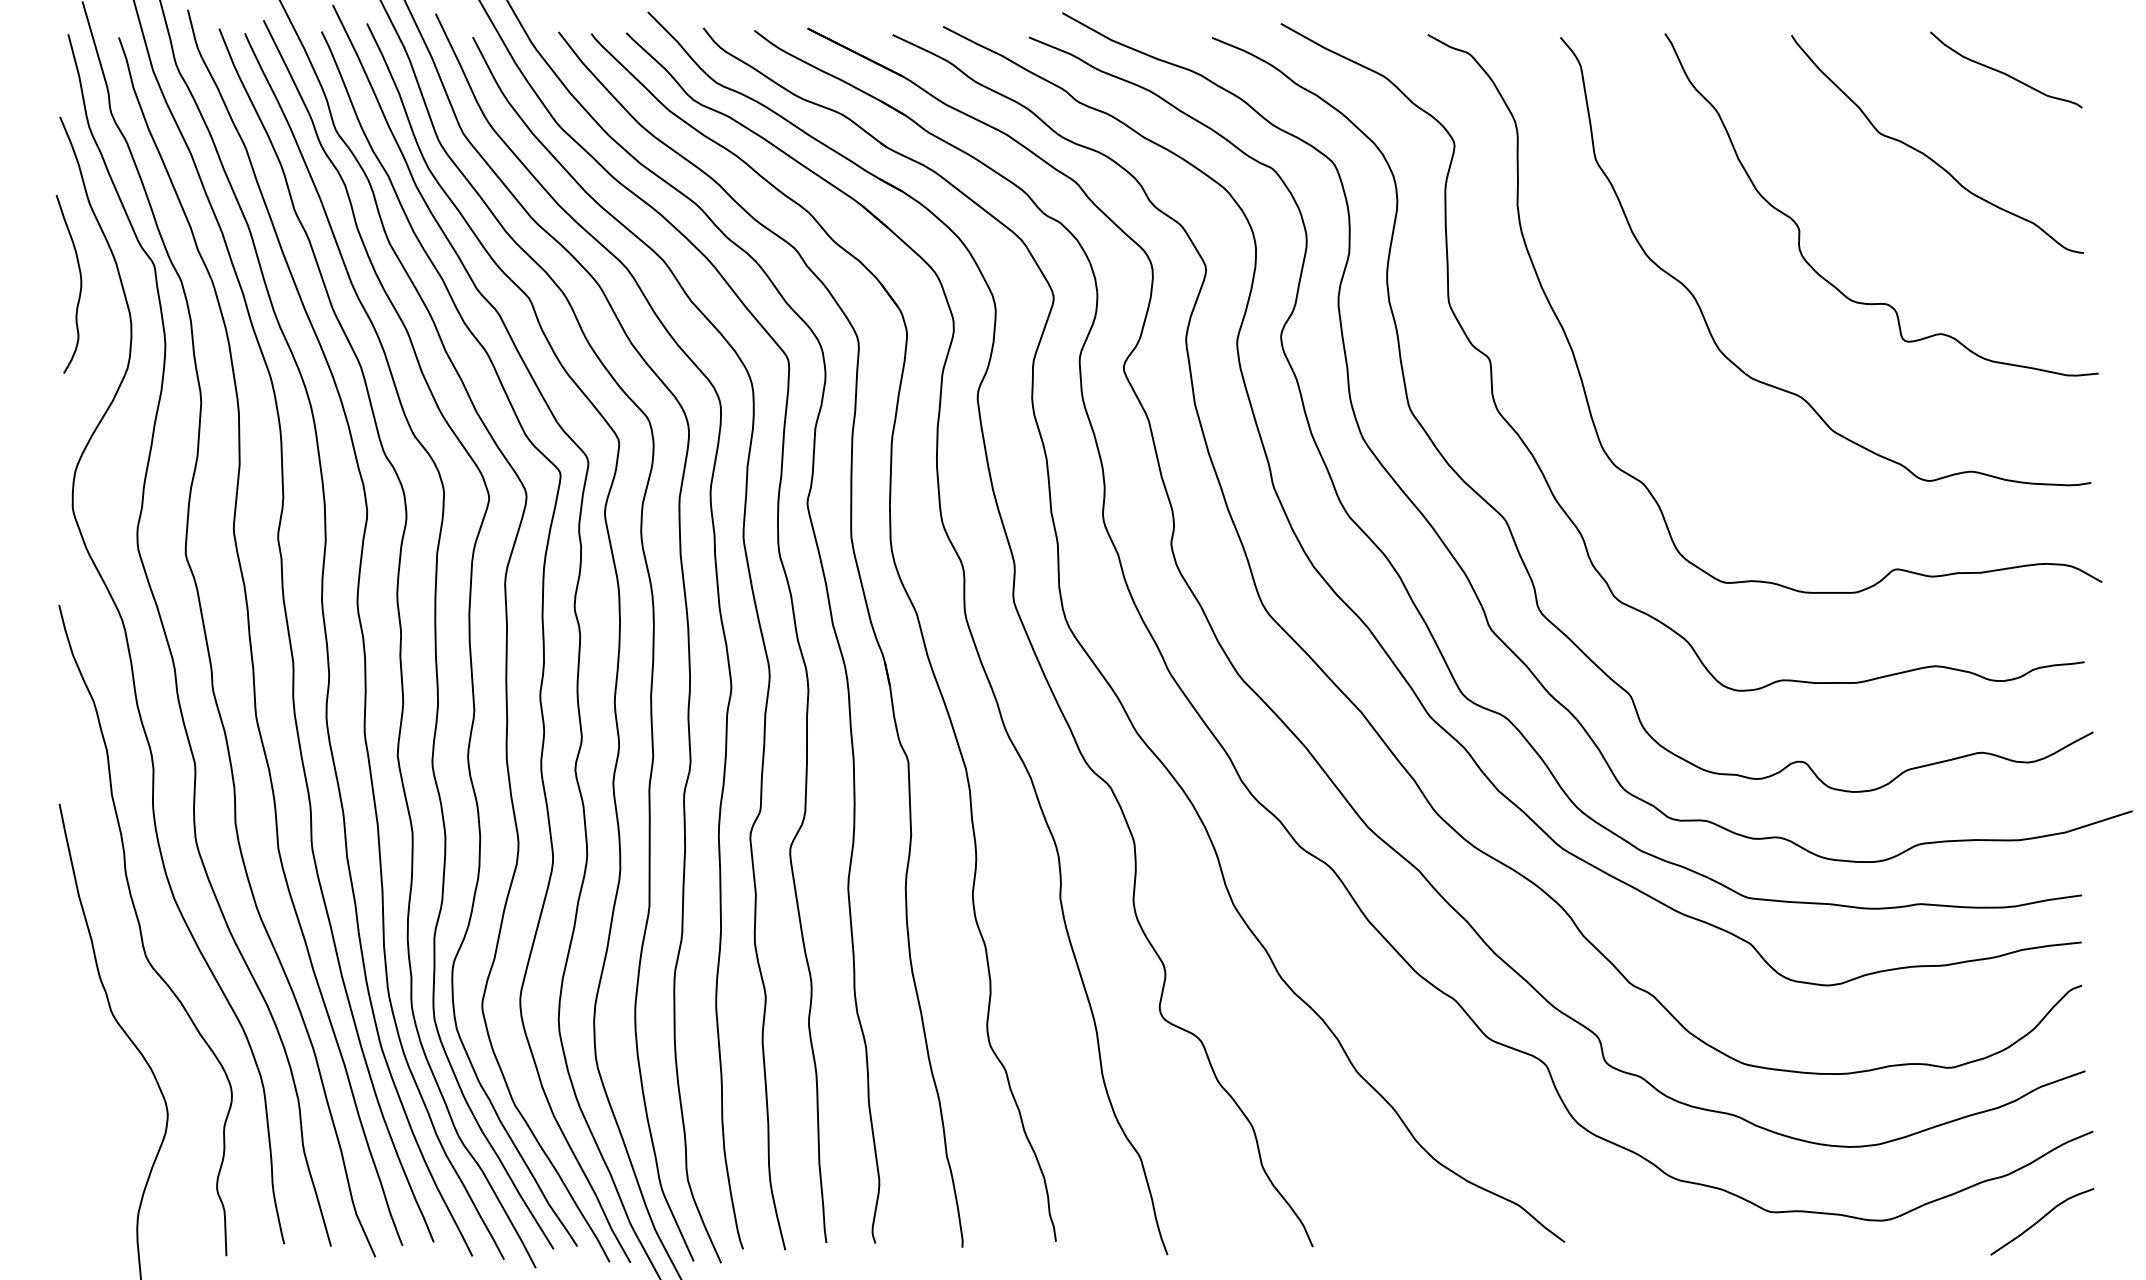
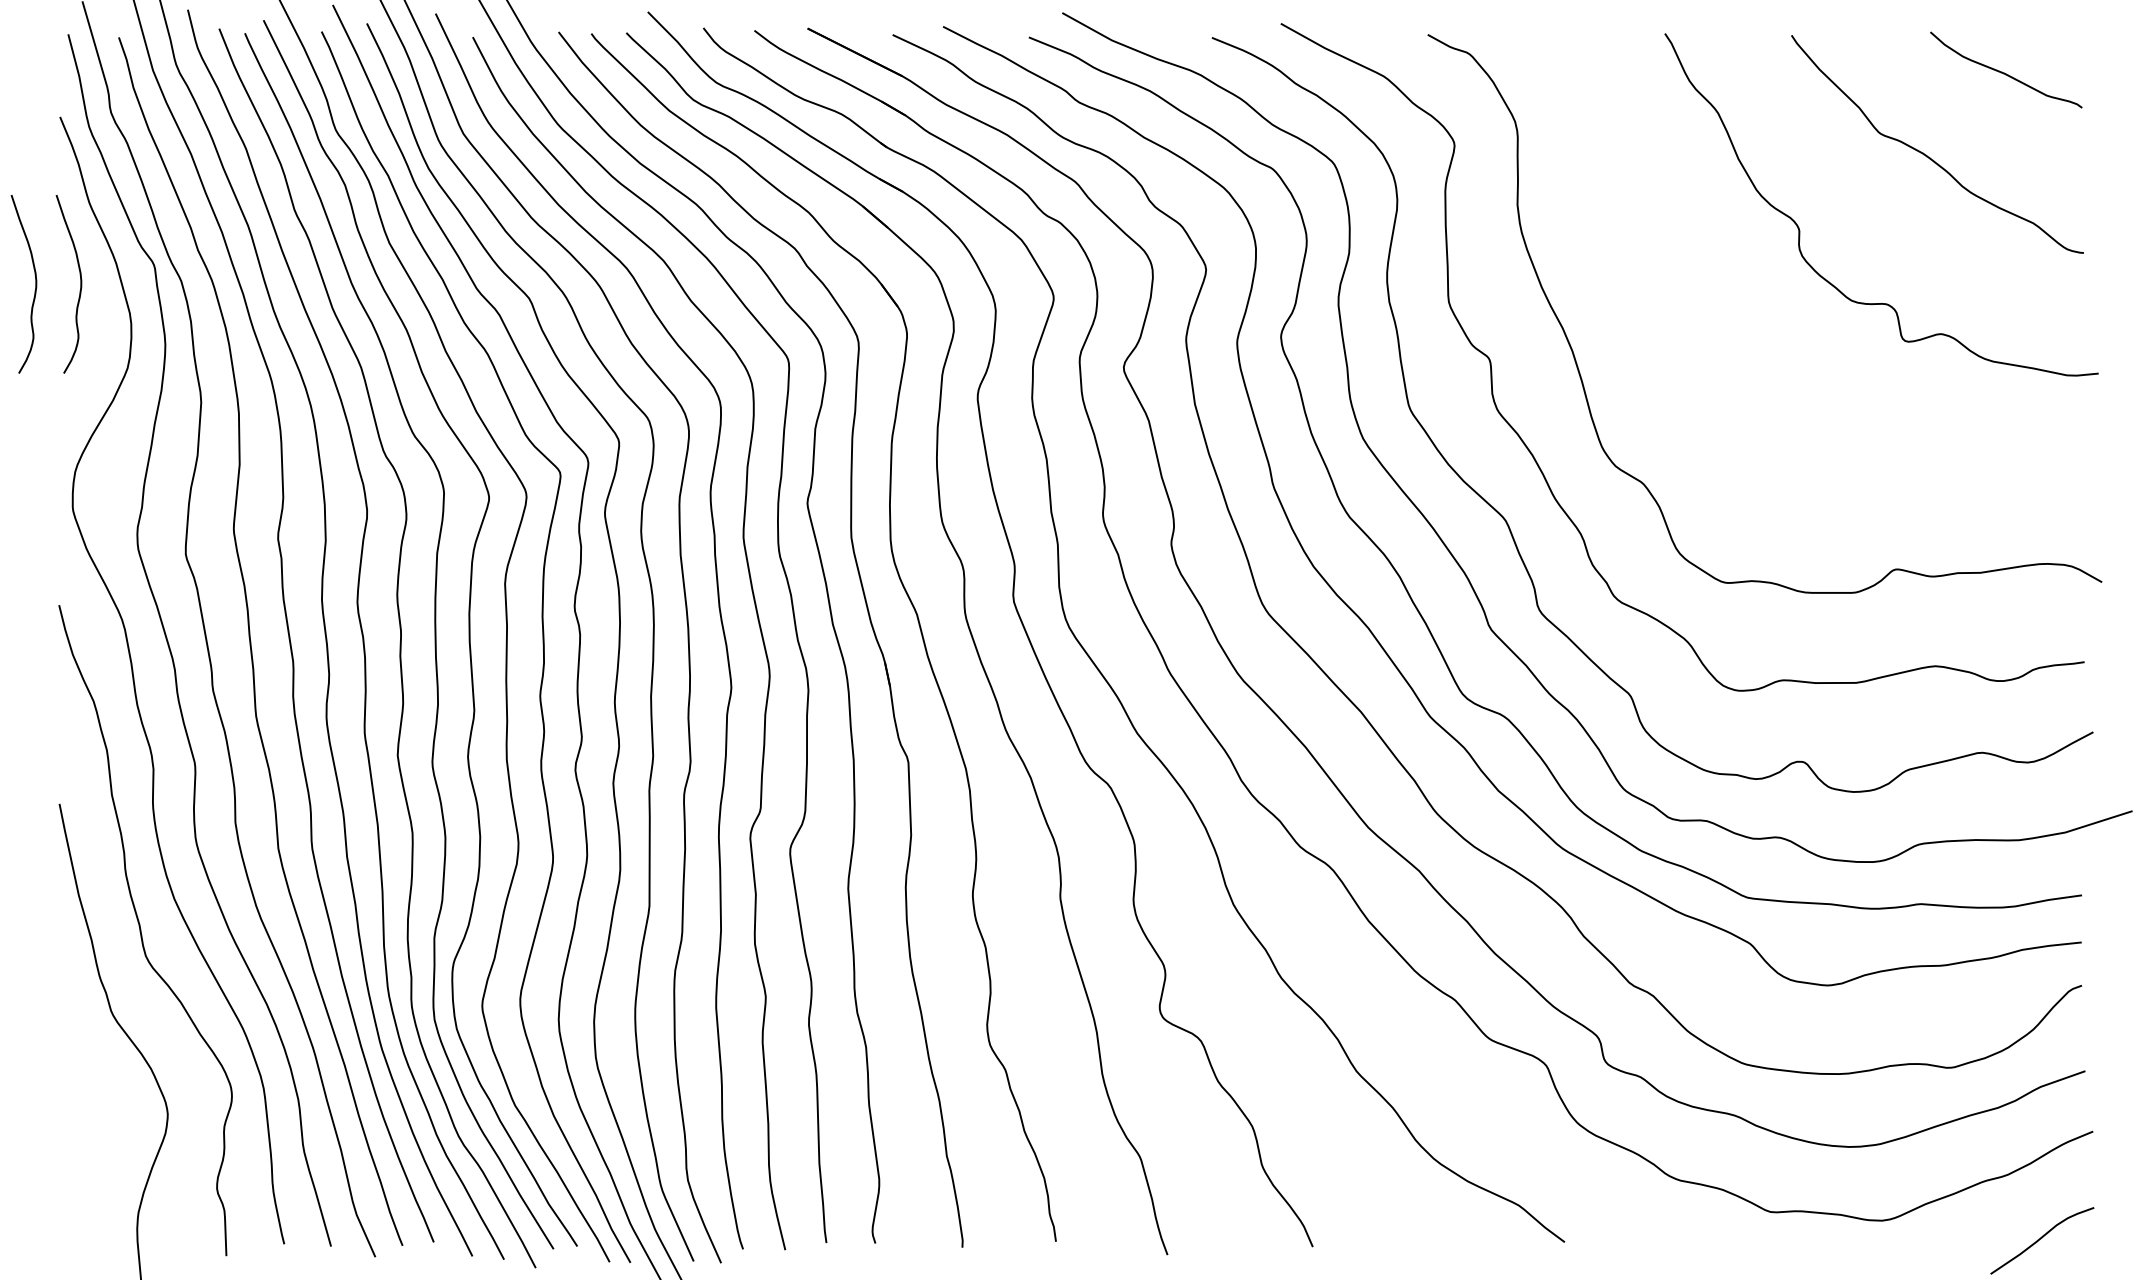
curve: none -> present (35, 284)
curve: present -> none (1701, 308)
curve position: (2042, 1219) -> (2042, 1238) (2042, 1238)
